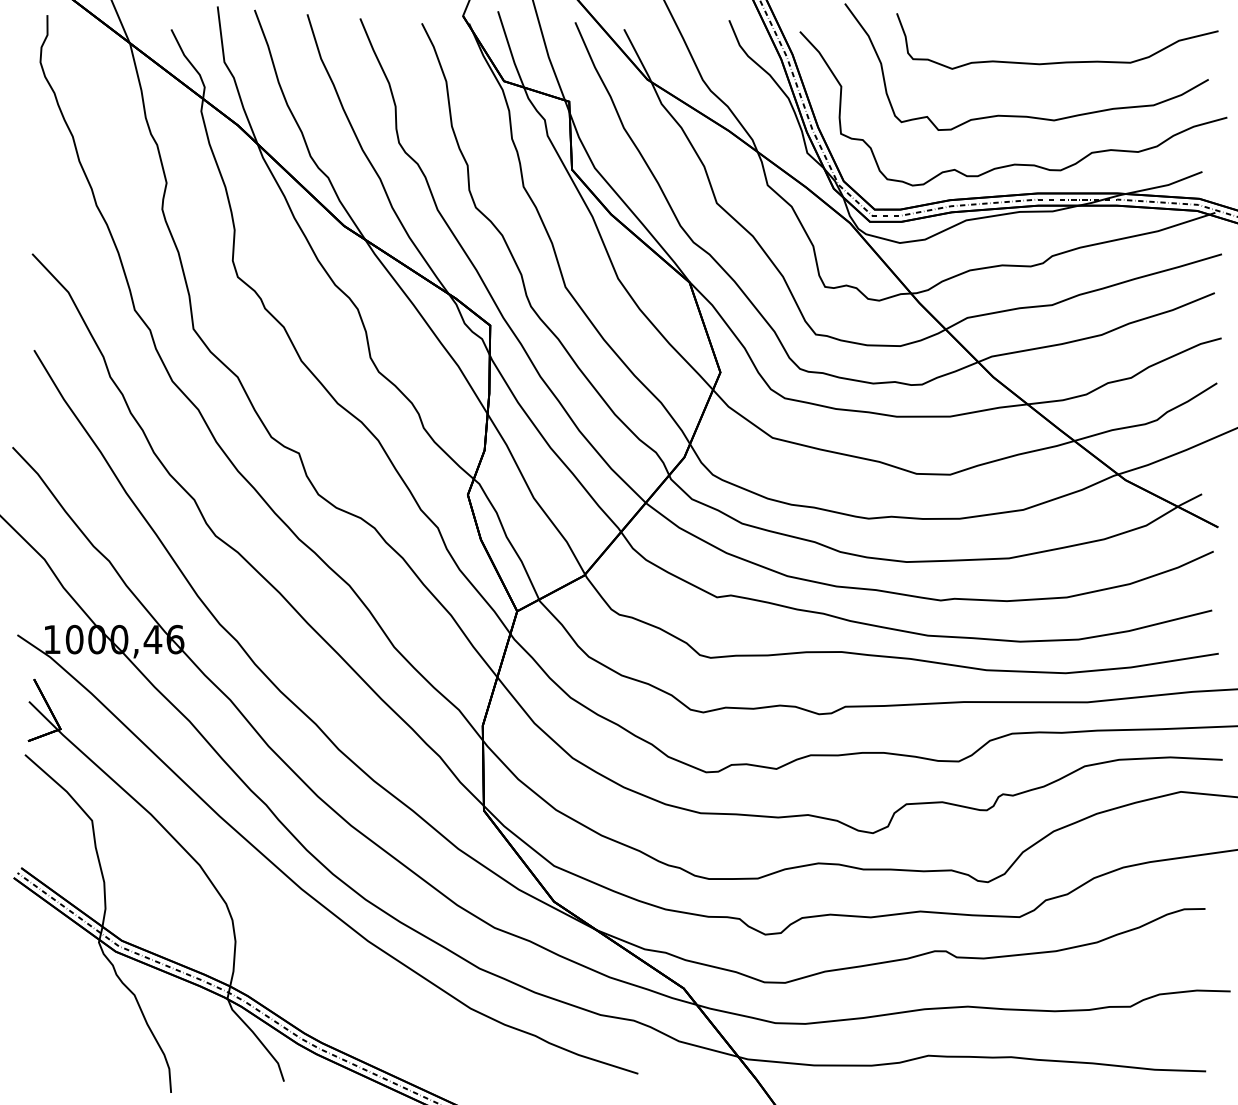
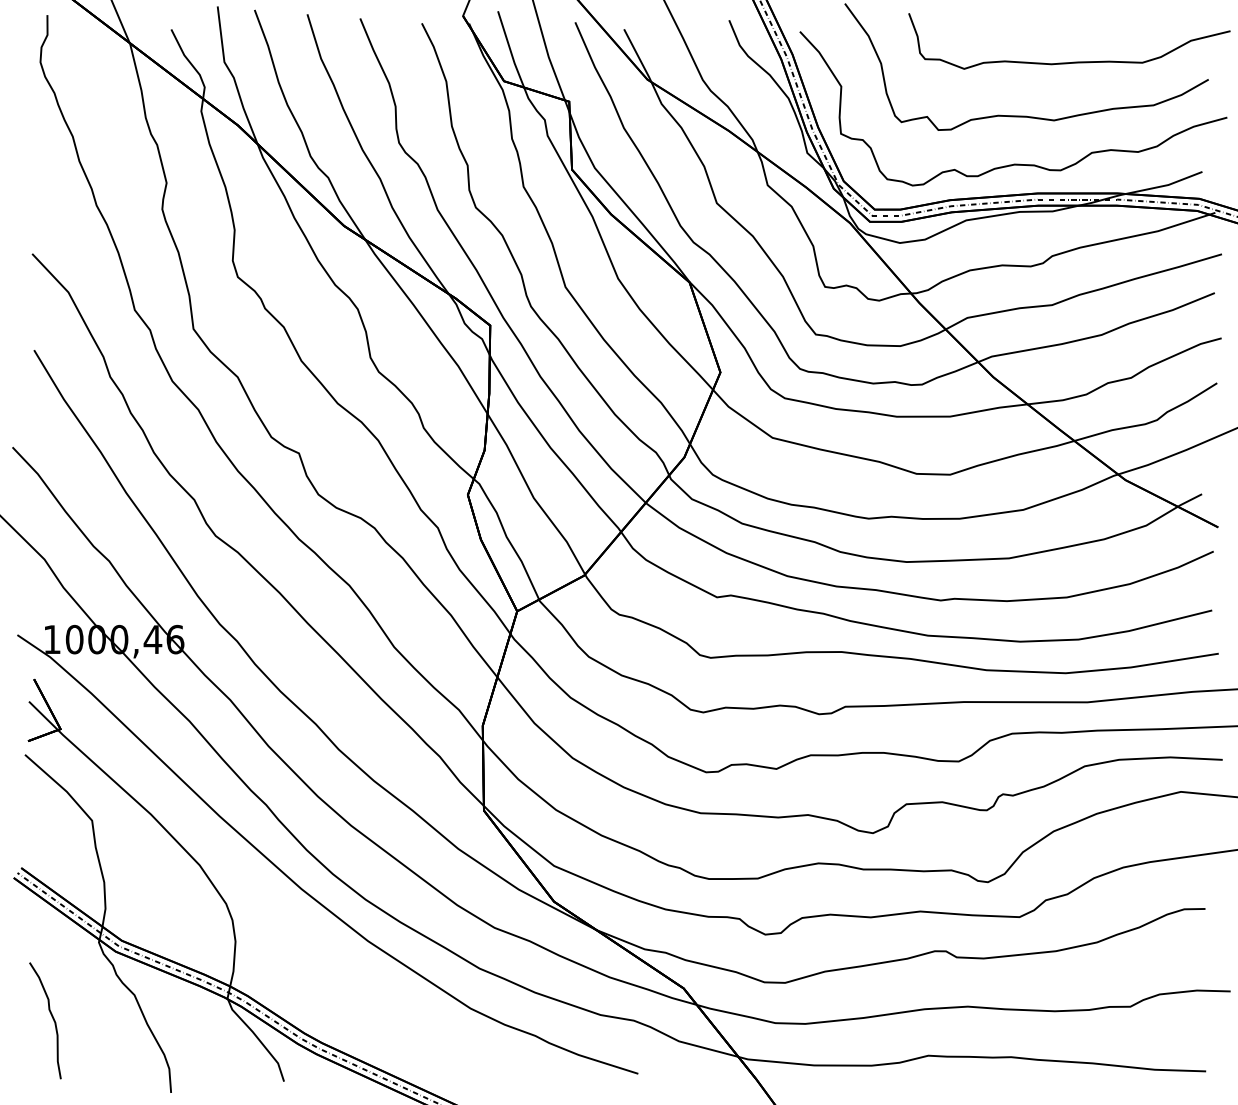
curve position: (1061, 61) -> (1073, 61) (1073, 61)
curve: none -> present (52, 1019)
